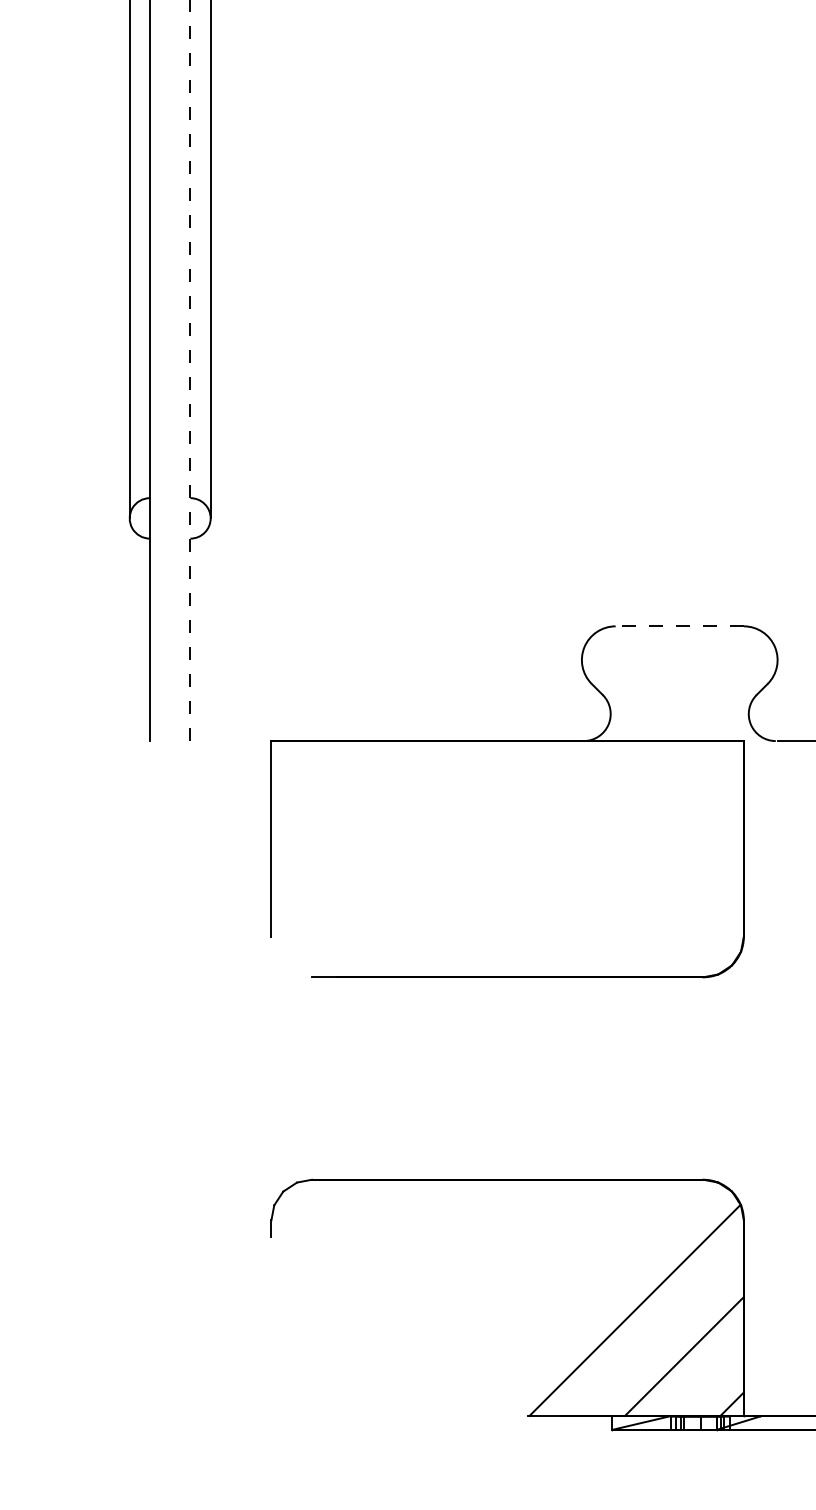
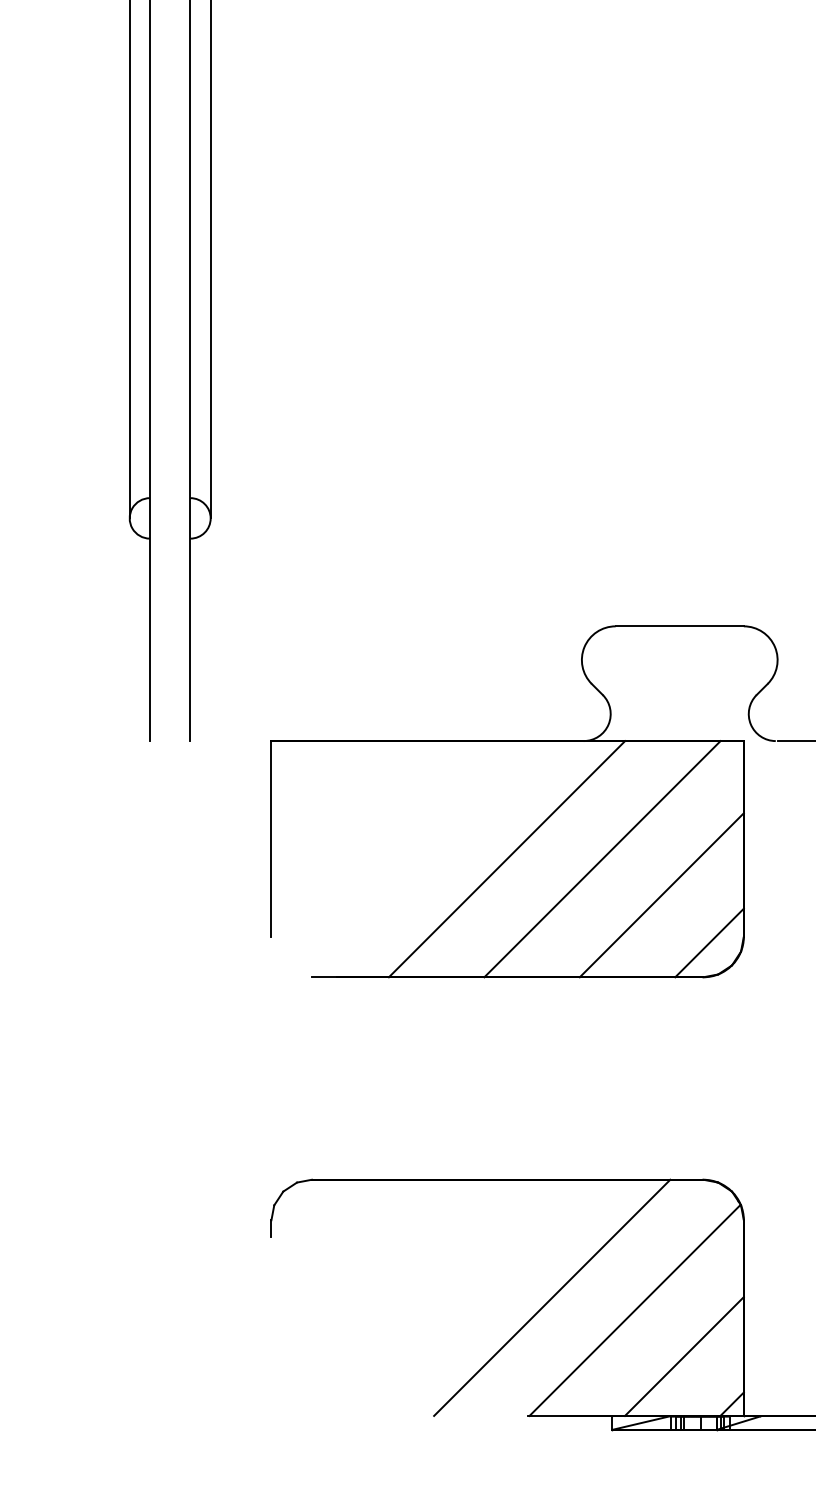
line: dashed -> solid (190, 370)
line: dashed -> solid (679, 626)
line: none -> present (506, 859)
line: none -> present (602, 859)
line: none -> present (661, 895)
line: none -> present (709, 942)
line: none -> present (552, 1297)
